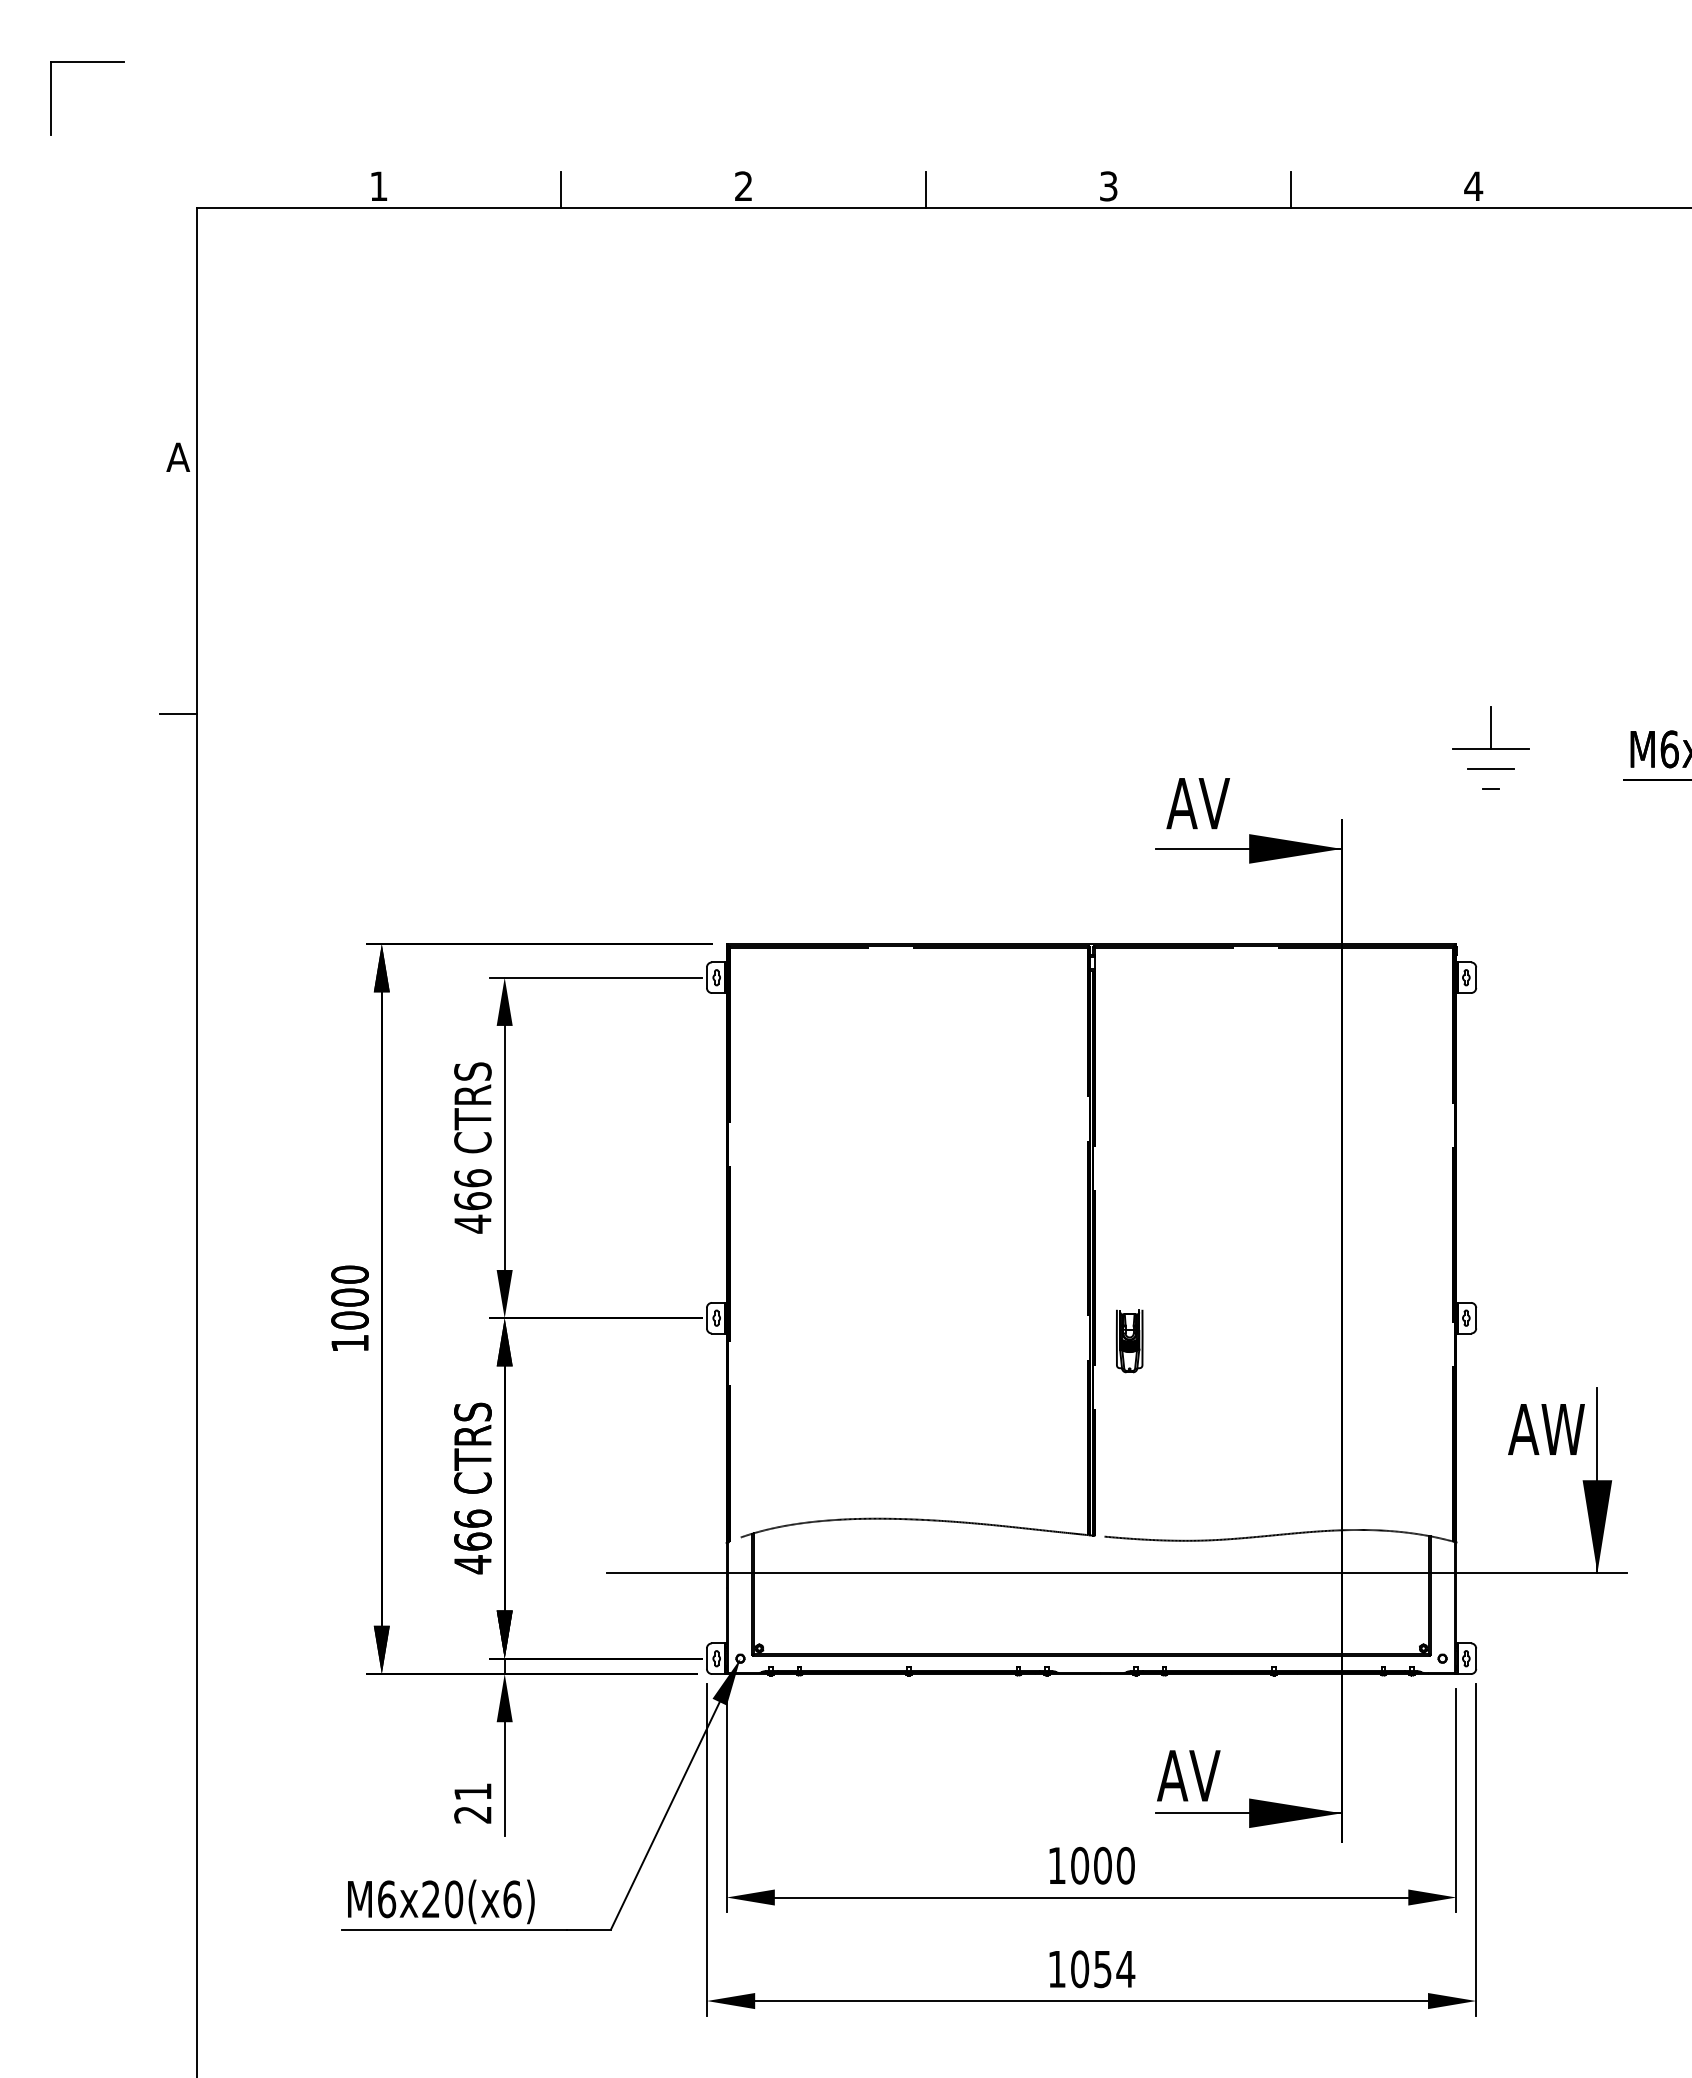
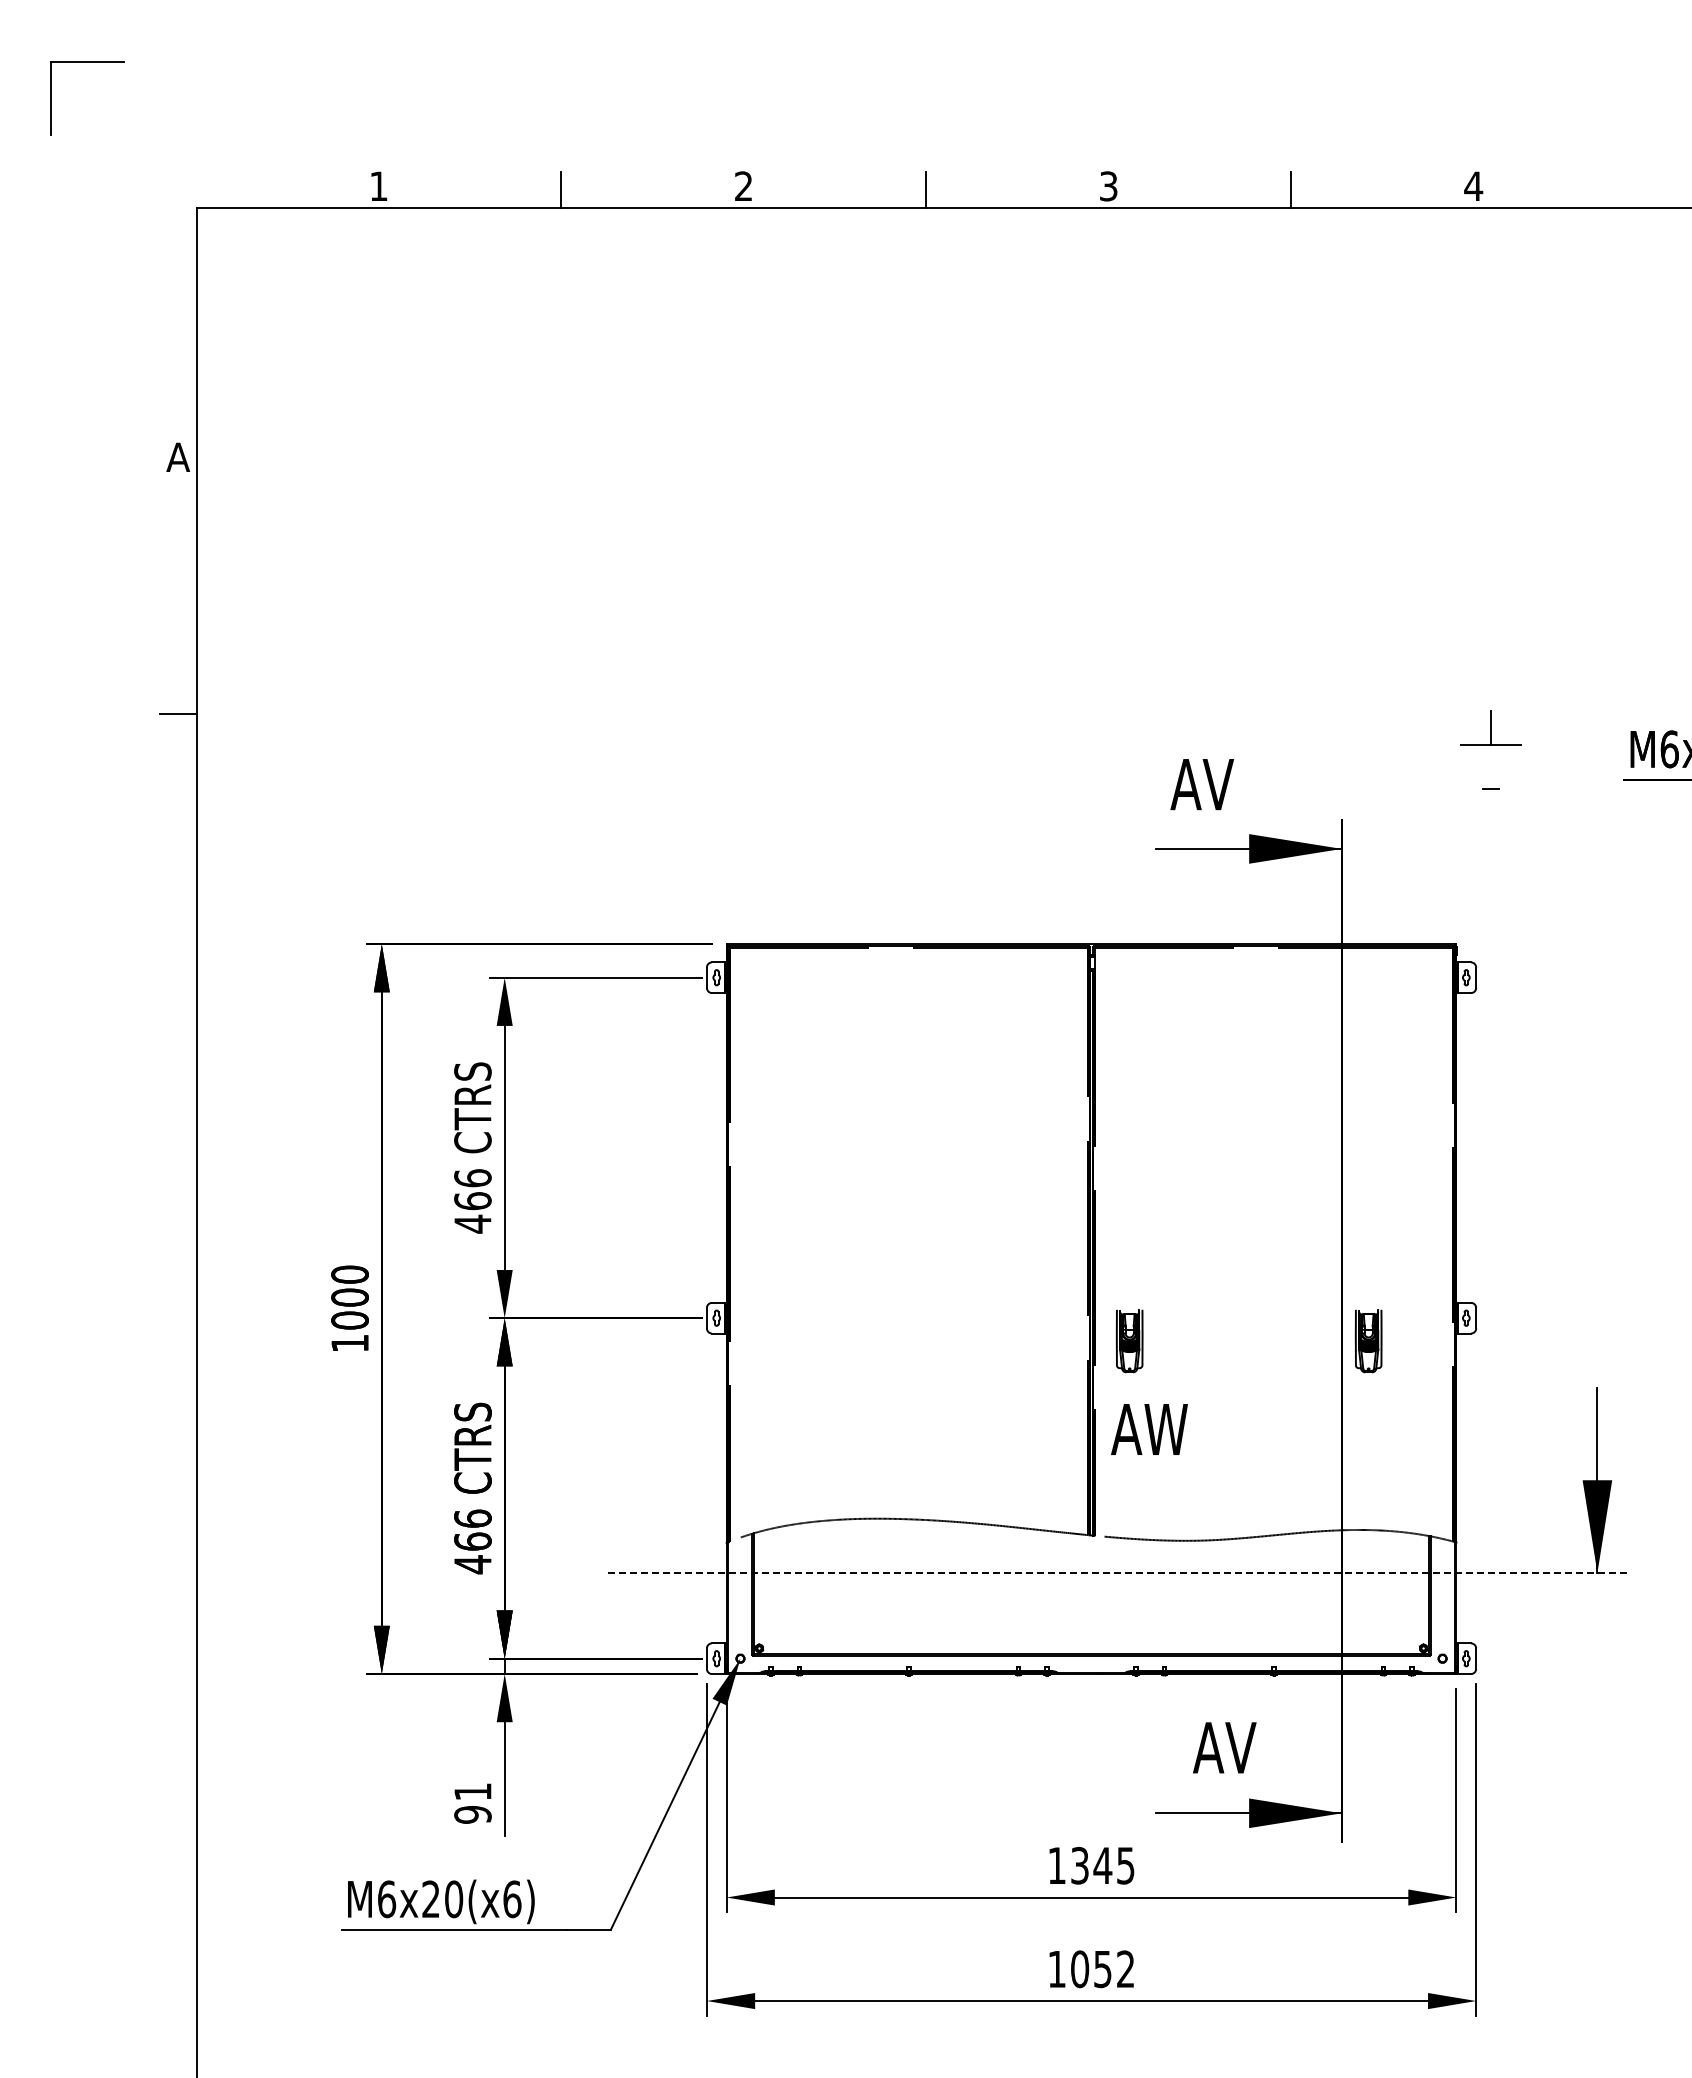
part size: 78x44 px -> 62x36 px (1490, 727)
line: present -> none (1490, 769)
text position: (1197, 803) -> (1201, 784) (1201, 784)
part: none -> present (1368, 1341)
text position: (1546, 1429) -> (1149, 1429) (1149, 1429)
line: solid -> dashed (1116, 1572)
text position: (1188, 1775) -> (1224, 1747) (1224, 1747)
text: 21 -> 91 (472, 1814)
text: 1000 -> 1345 (1102, 1865)
text: 1054 -> 1052 (1125, 1968)
